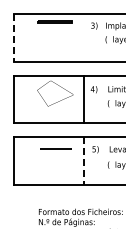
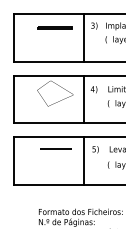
line position: (54, 21) -> (54, 27) (54, 27)
line: none -> present (83, 37)
line: dashed -> solid (13, 38)
line: dashed -> solid (83, 161)
